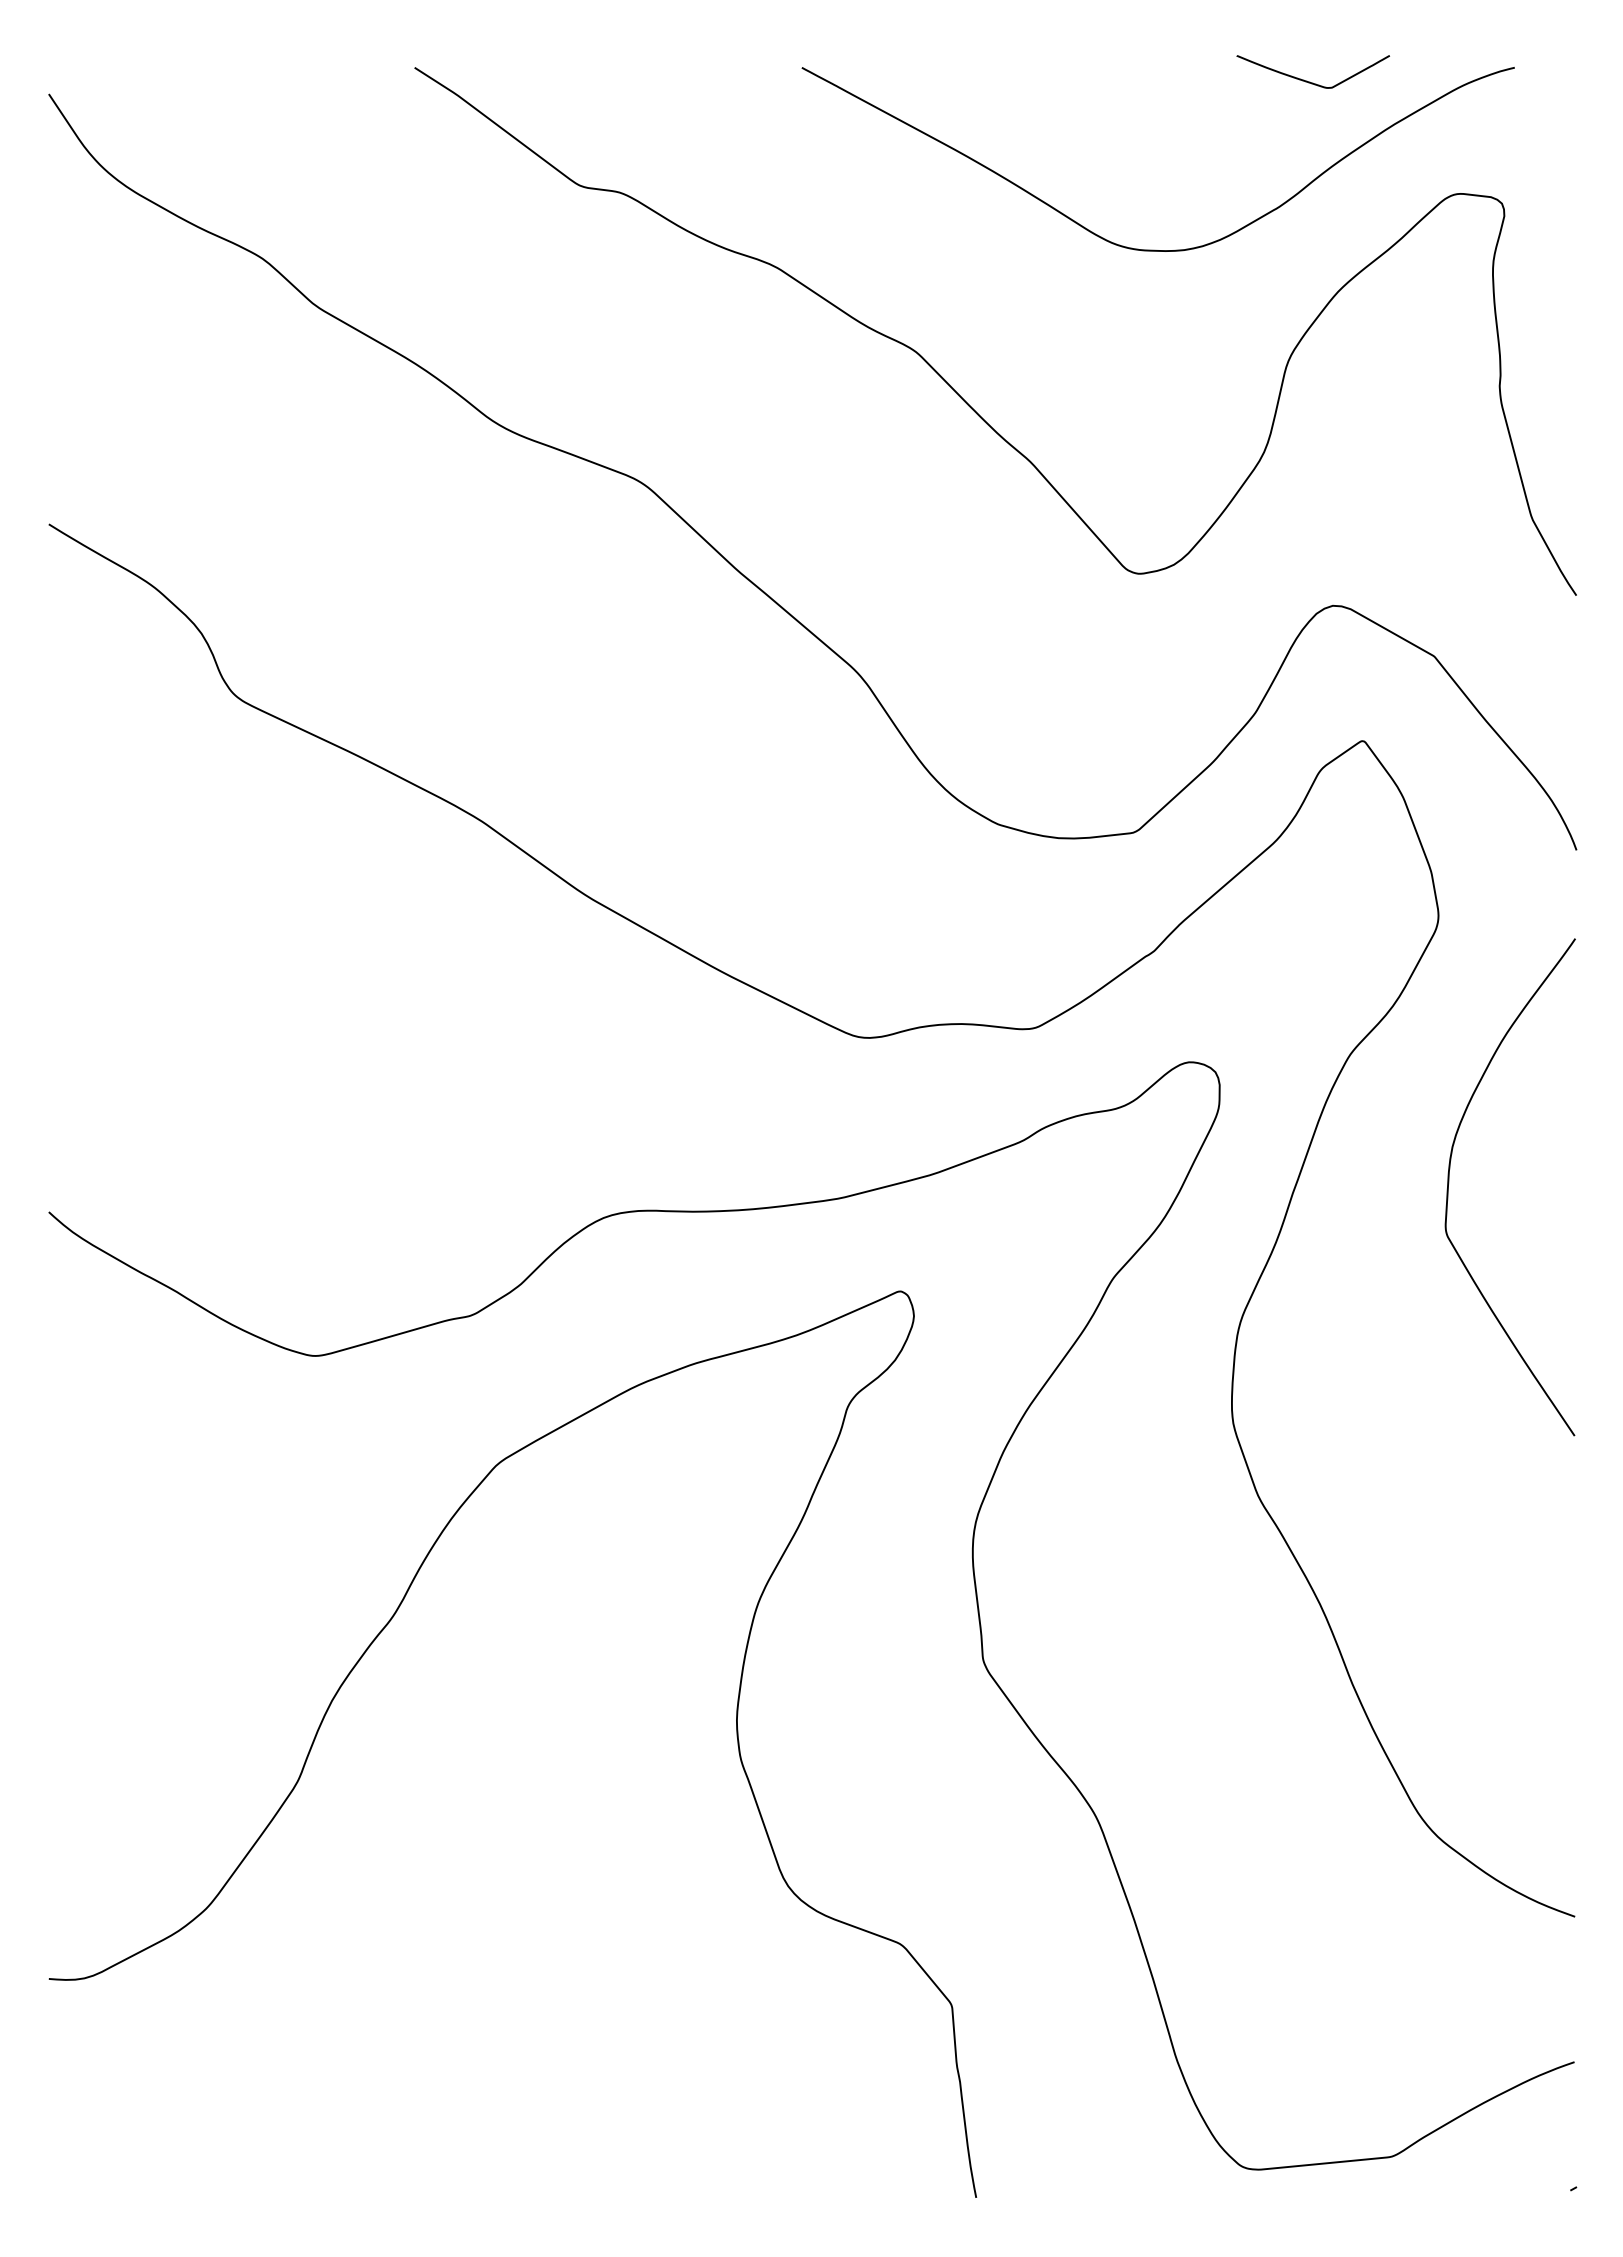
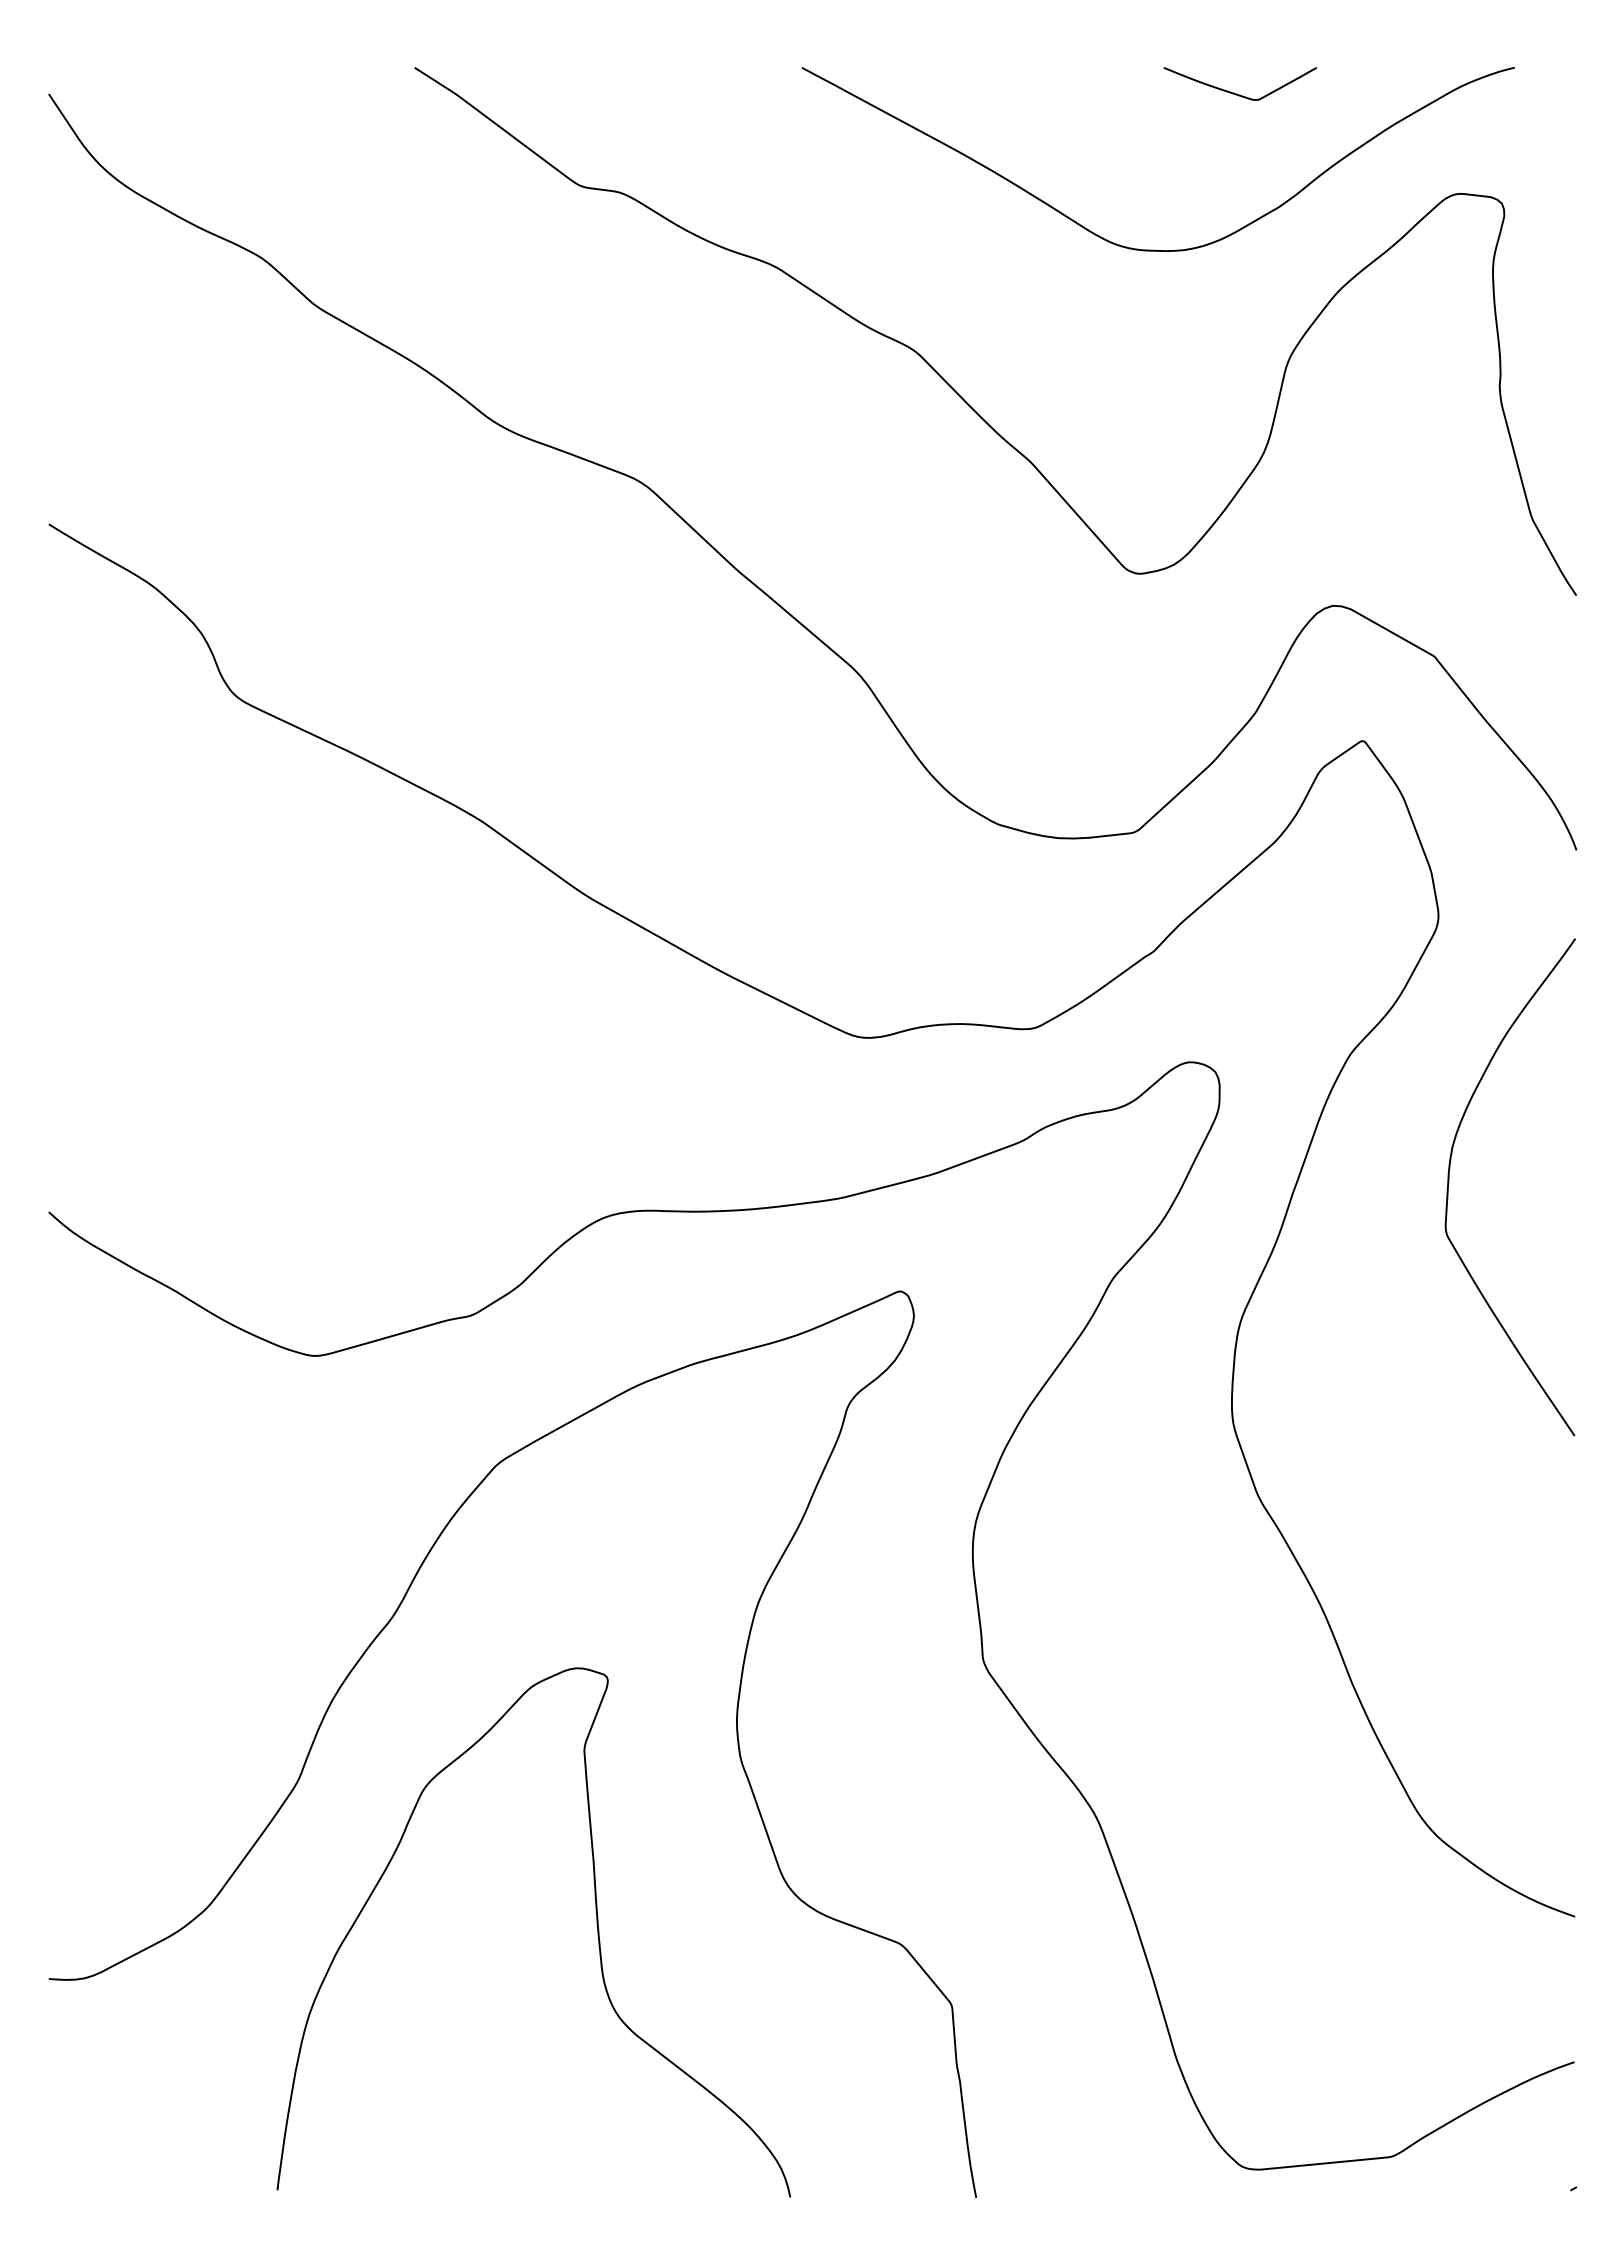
curve position: (1310, 81) -> (1237, 93) (1237, 93)
curve: none -> present (596, 1924)
